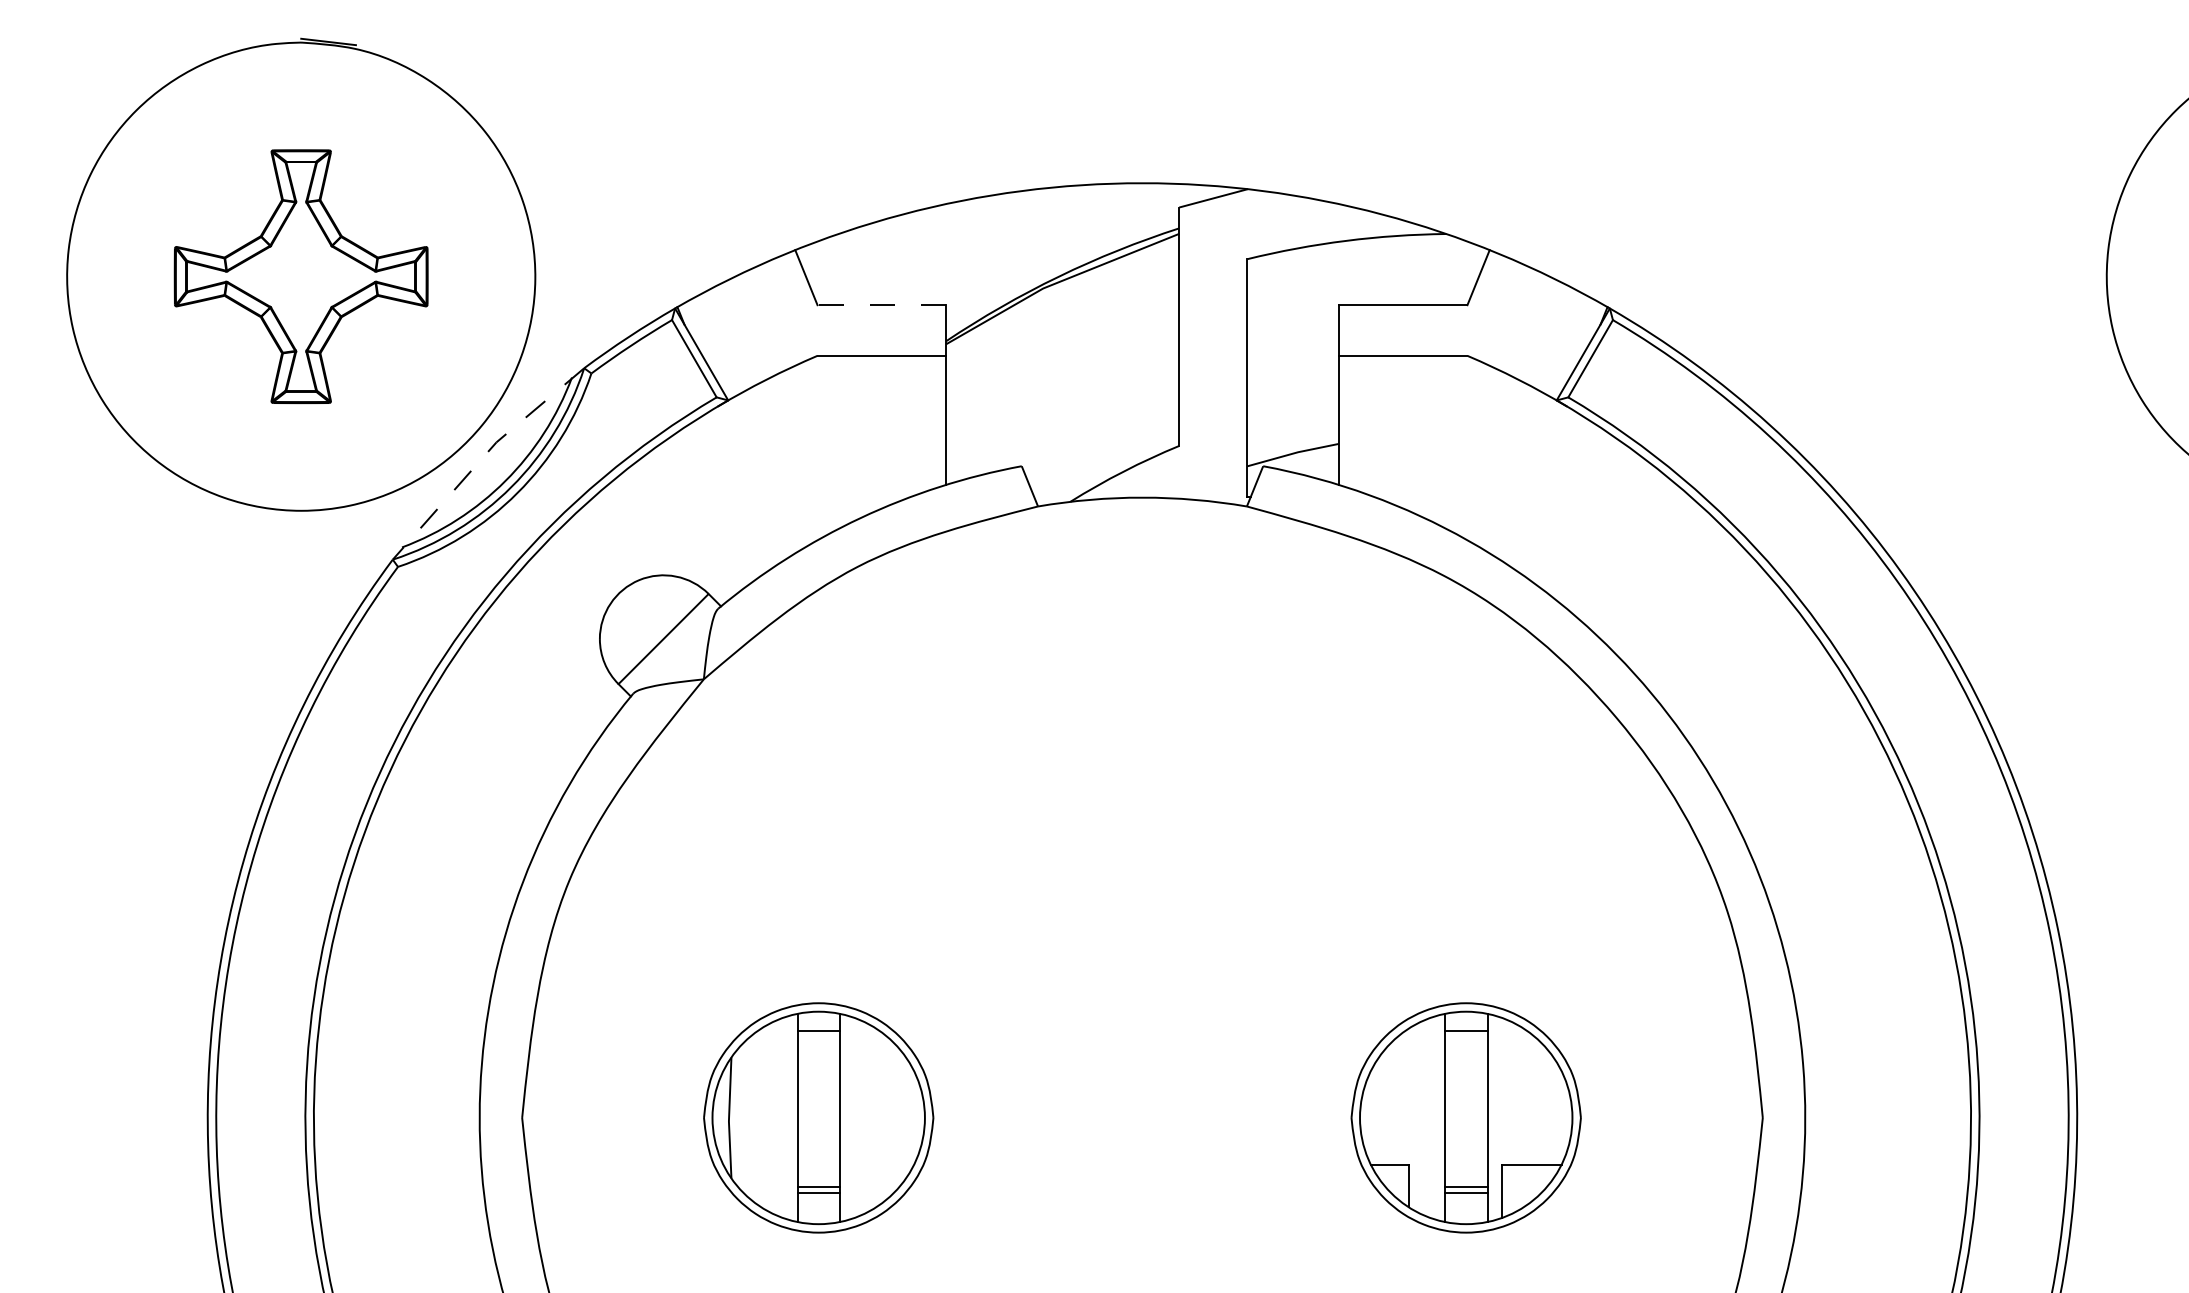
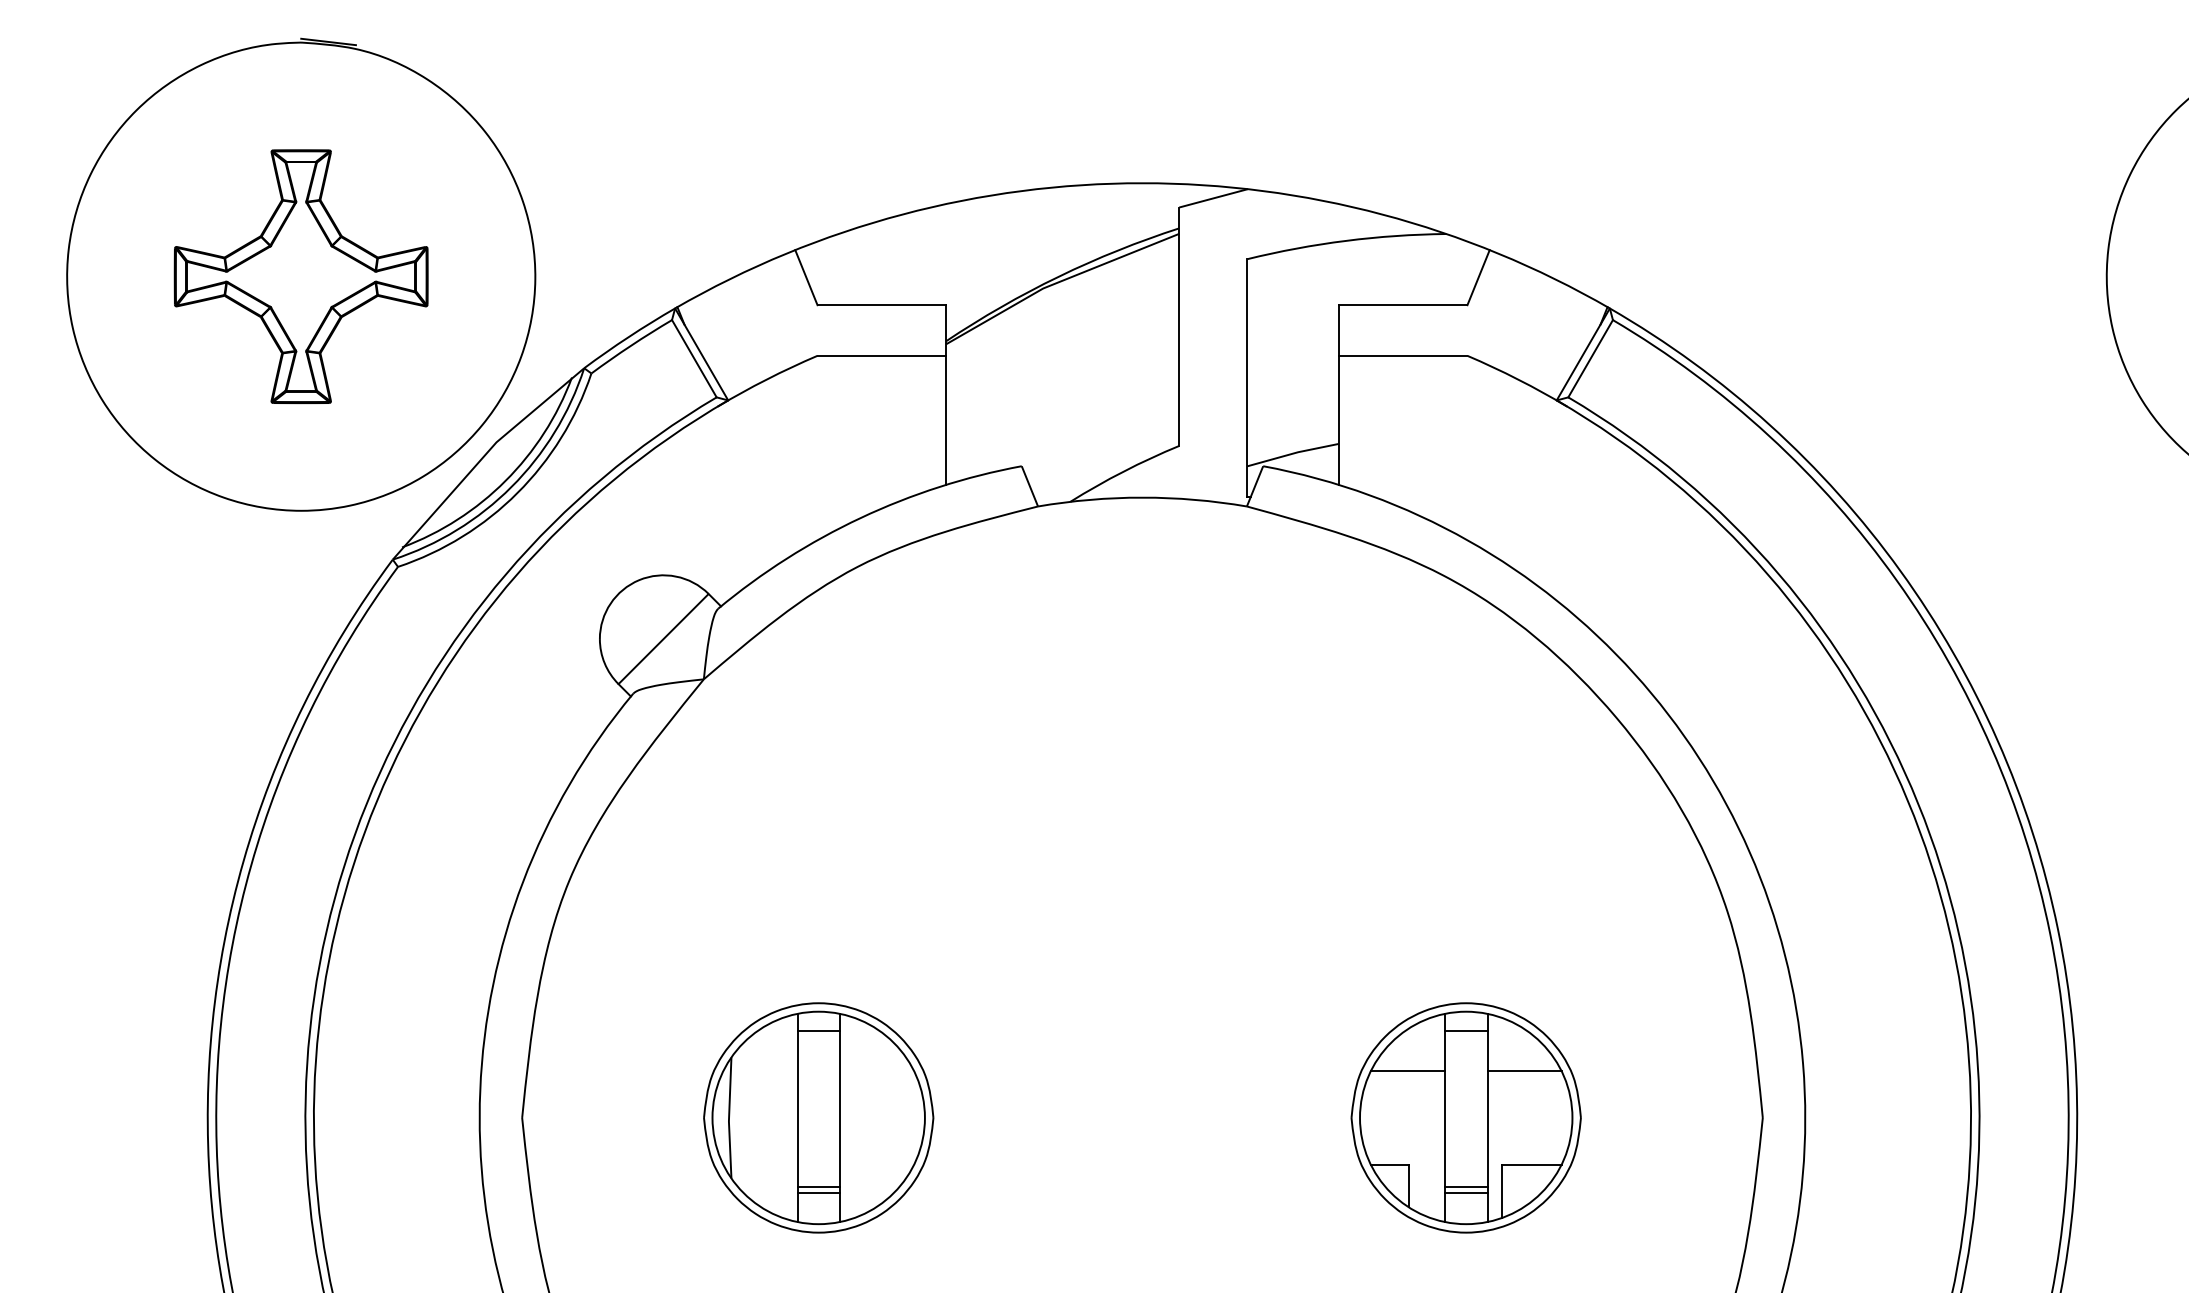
line: dashed -> solid (881, 305)
line: dashed -> solid (482, 458)
line: none -> present (1407, 1071)
line: none -> present (1524, 1071)
